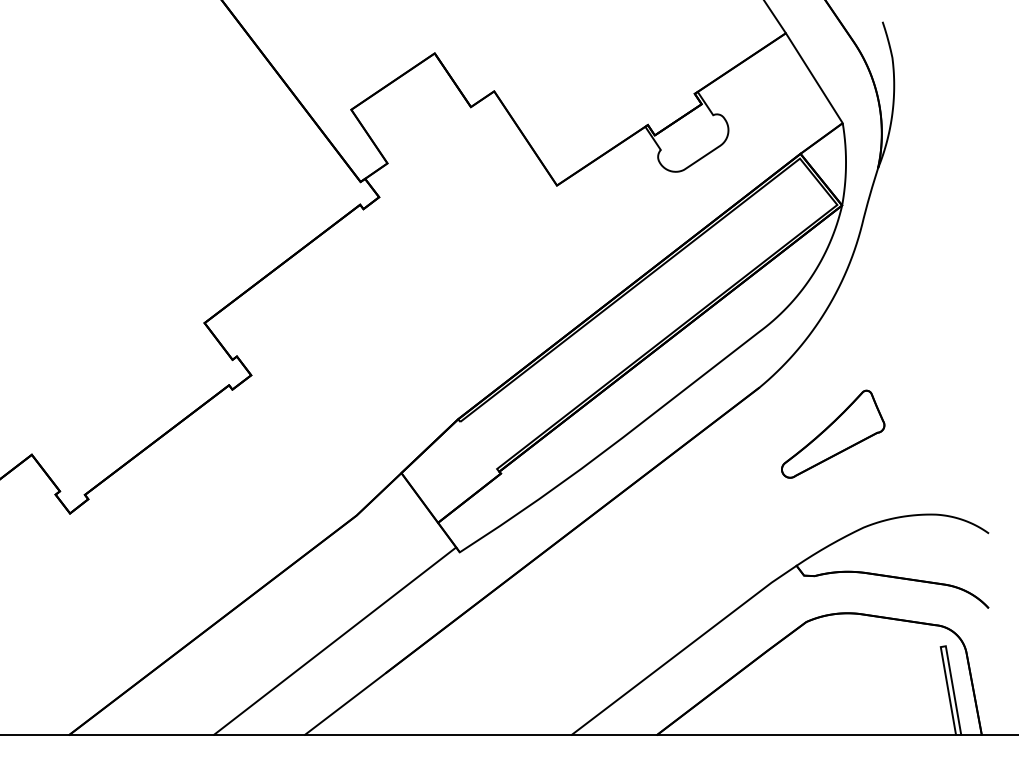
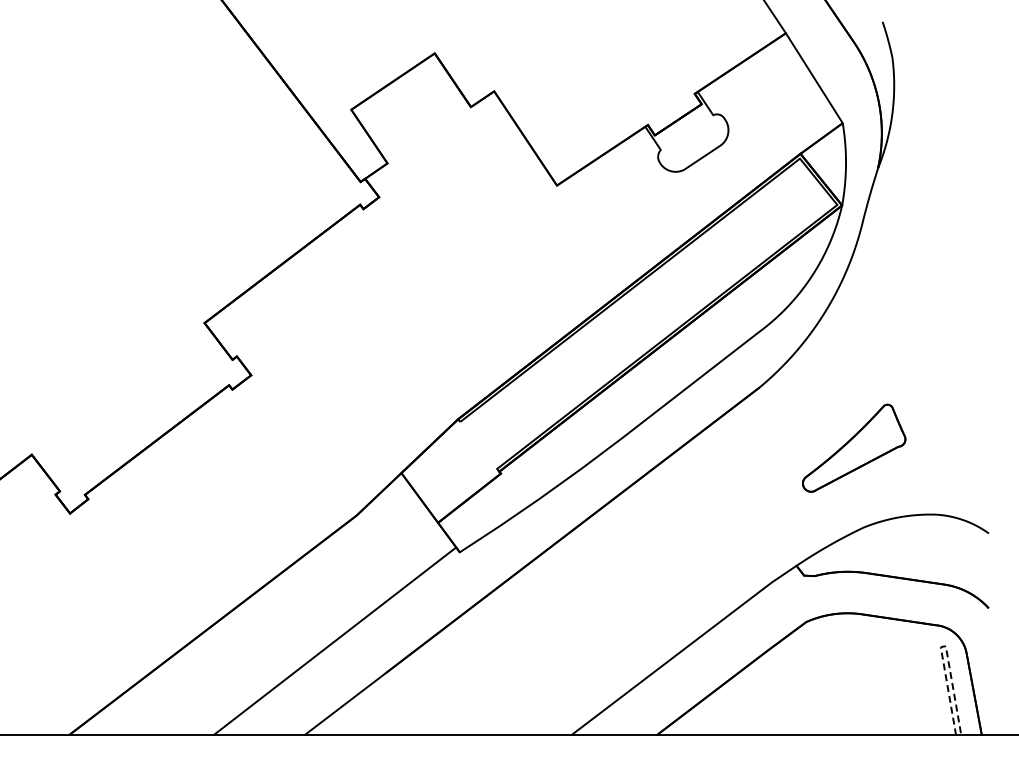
part position: (833, 433) -> (854, 447) (854, 447)
line: solid -> dashed (944, 646)
